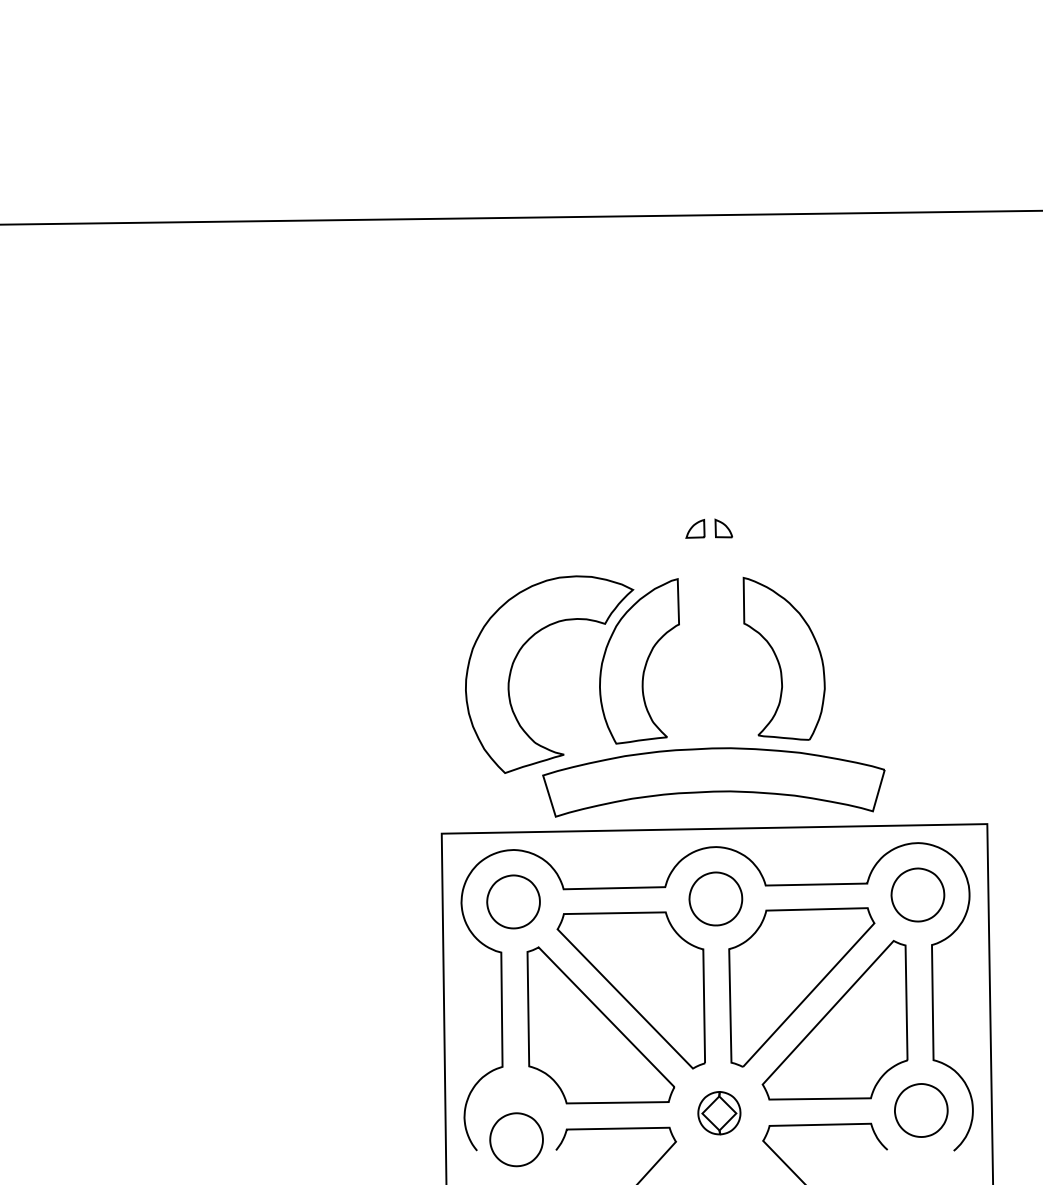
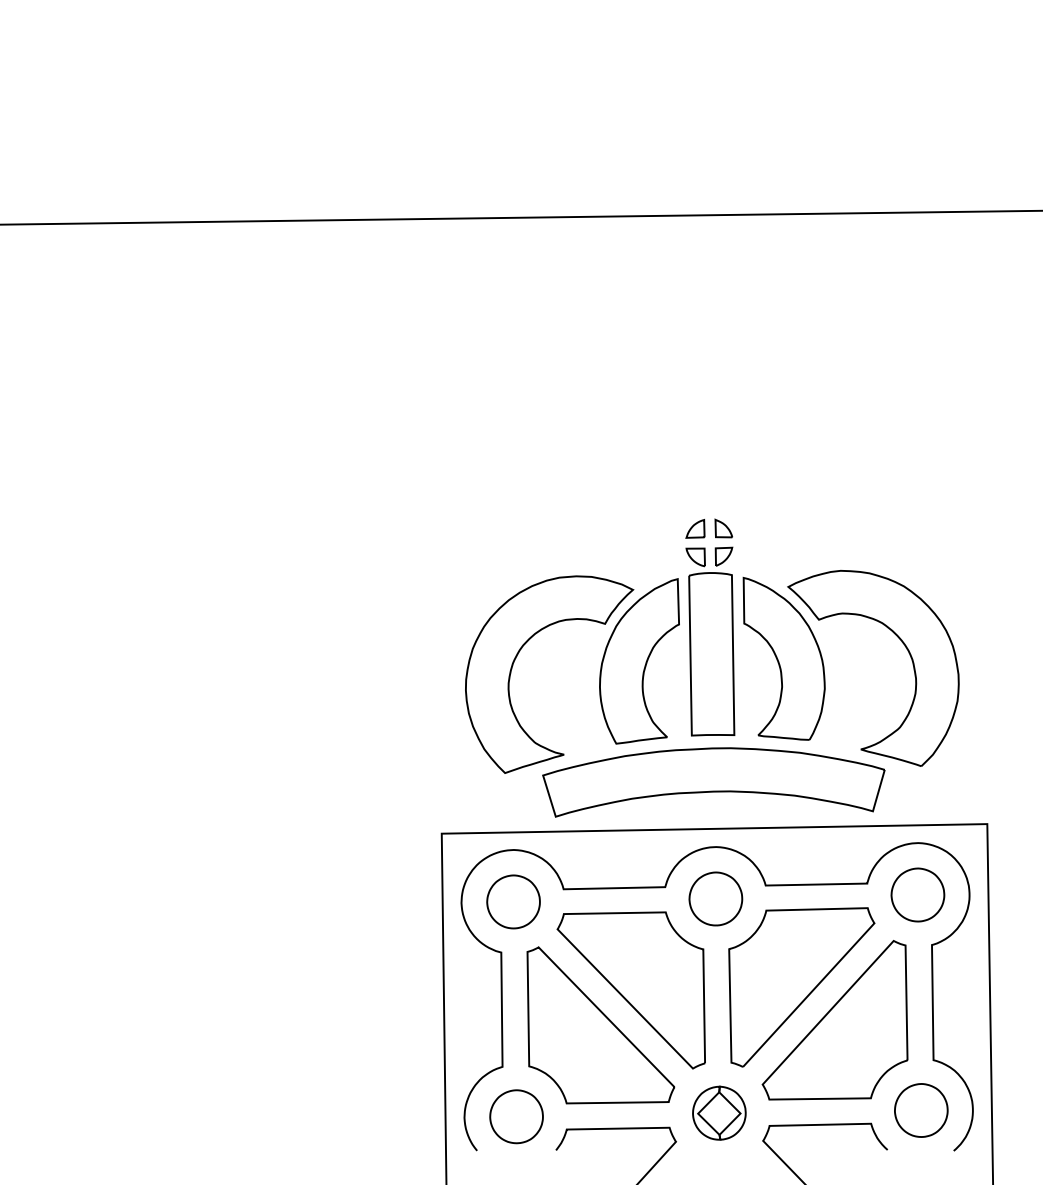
part: none -> present (710, 641)
part: none -> present (904, 646)
part size: 45x45 px -> 55x56 px (719, 1112)
part position: (516, 1139) -> (516, 1116) (516, 1116)
